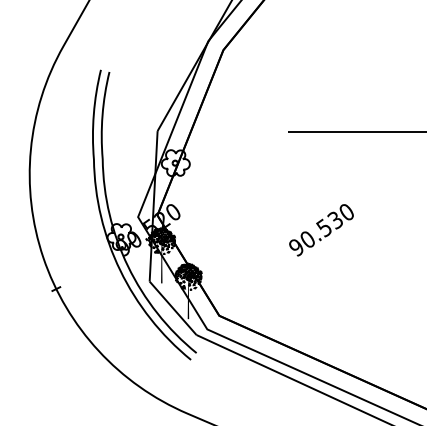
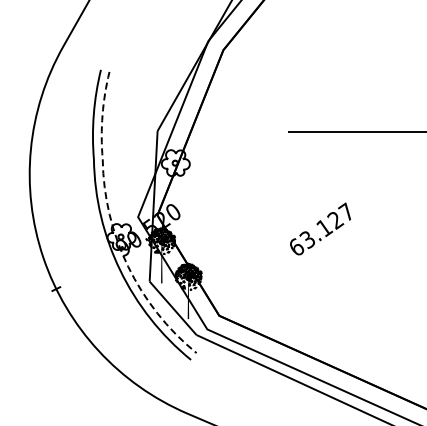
line: solid -> dashed (112, 225)
text: 90.530 -> 63.127 (321, 229)
